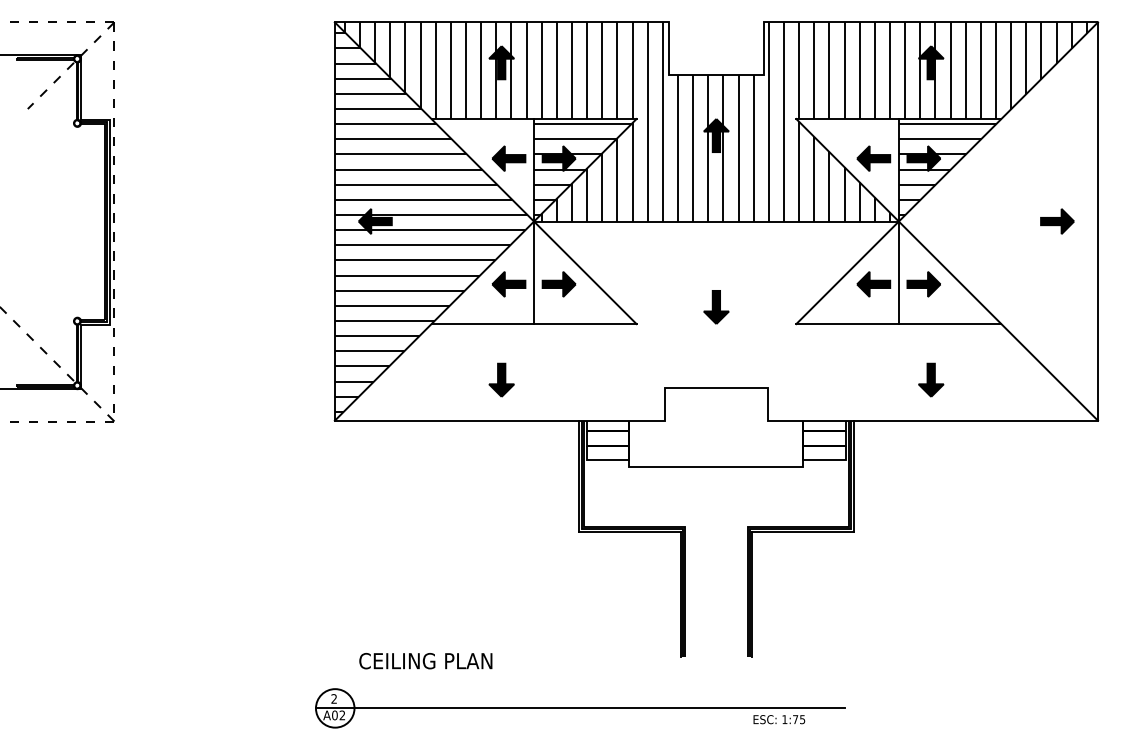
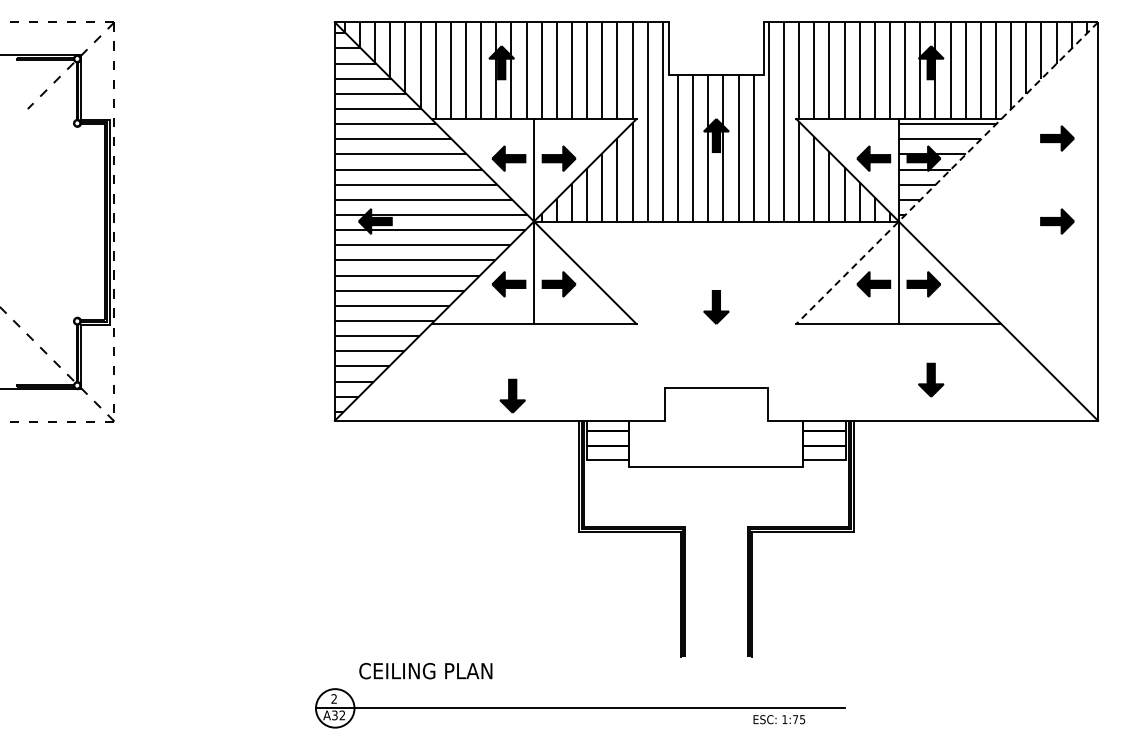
part: none -> present (1057, 138)
hatch: present -> none (582, 169)
line: solid -> dashed (946, 173)
part position: (501, 379) -> (512, 395) (512, 395)
text position: (425, 661) -> (425, 671) (425, 671)
text: A02 -> A32 (334, 715)
